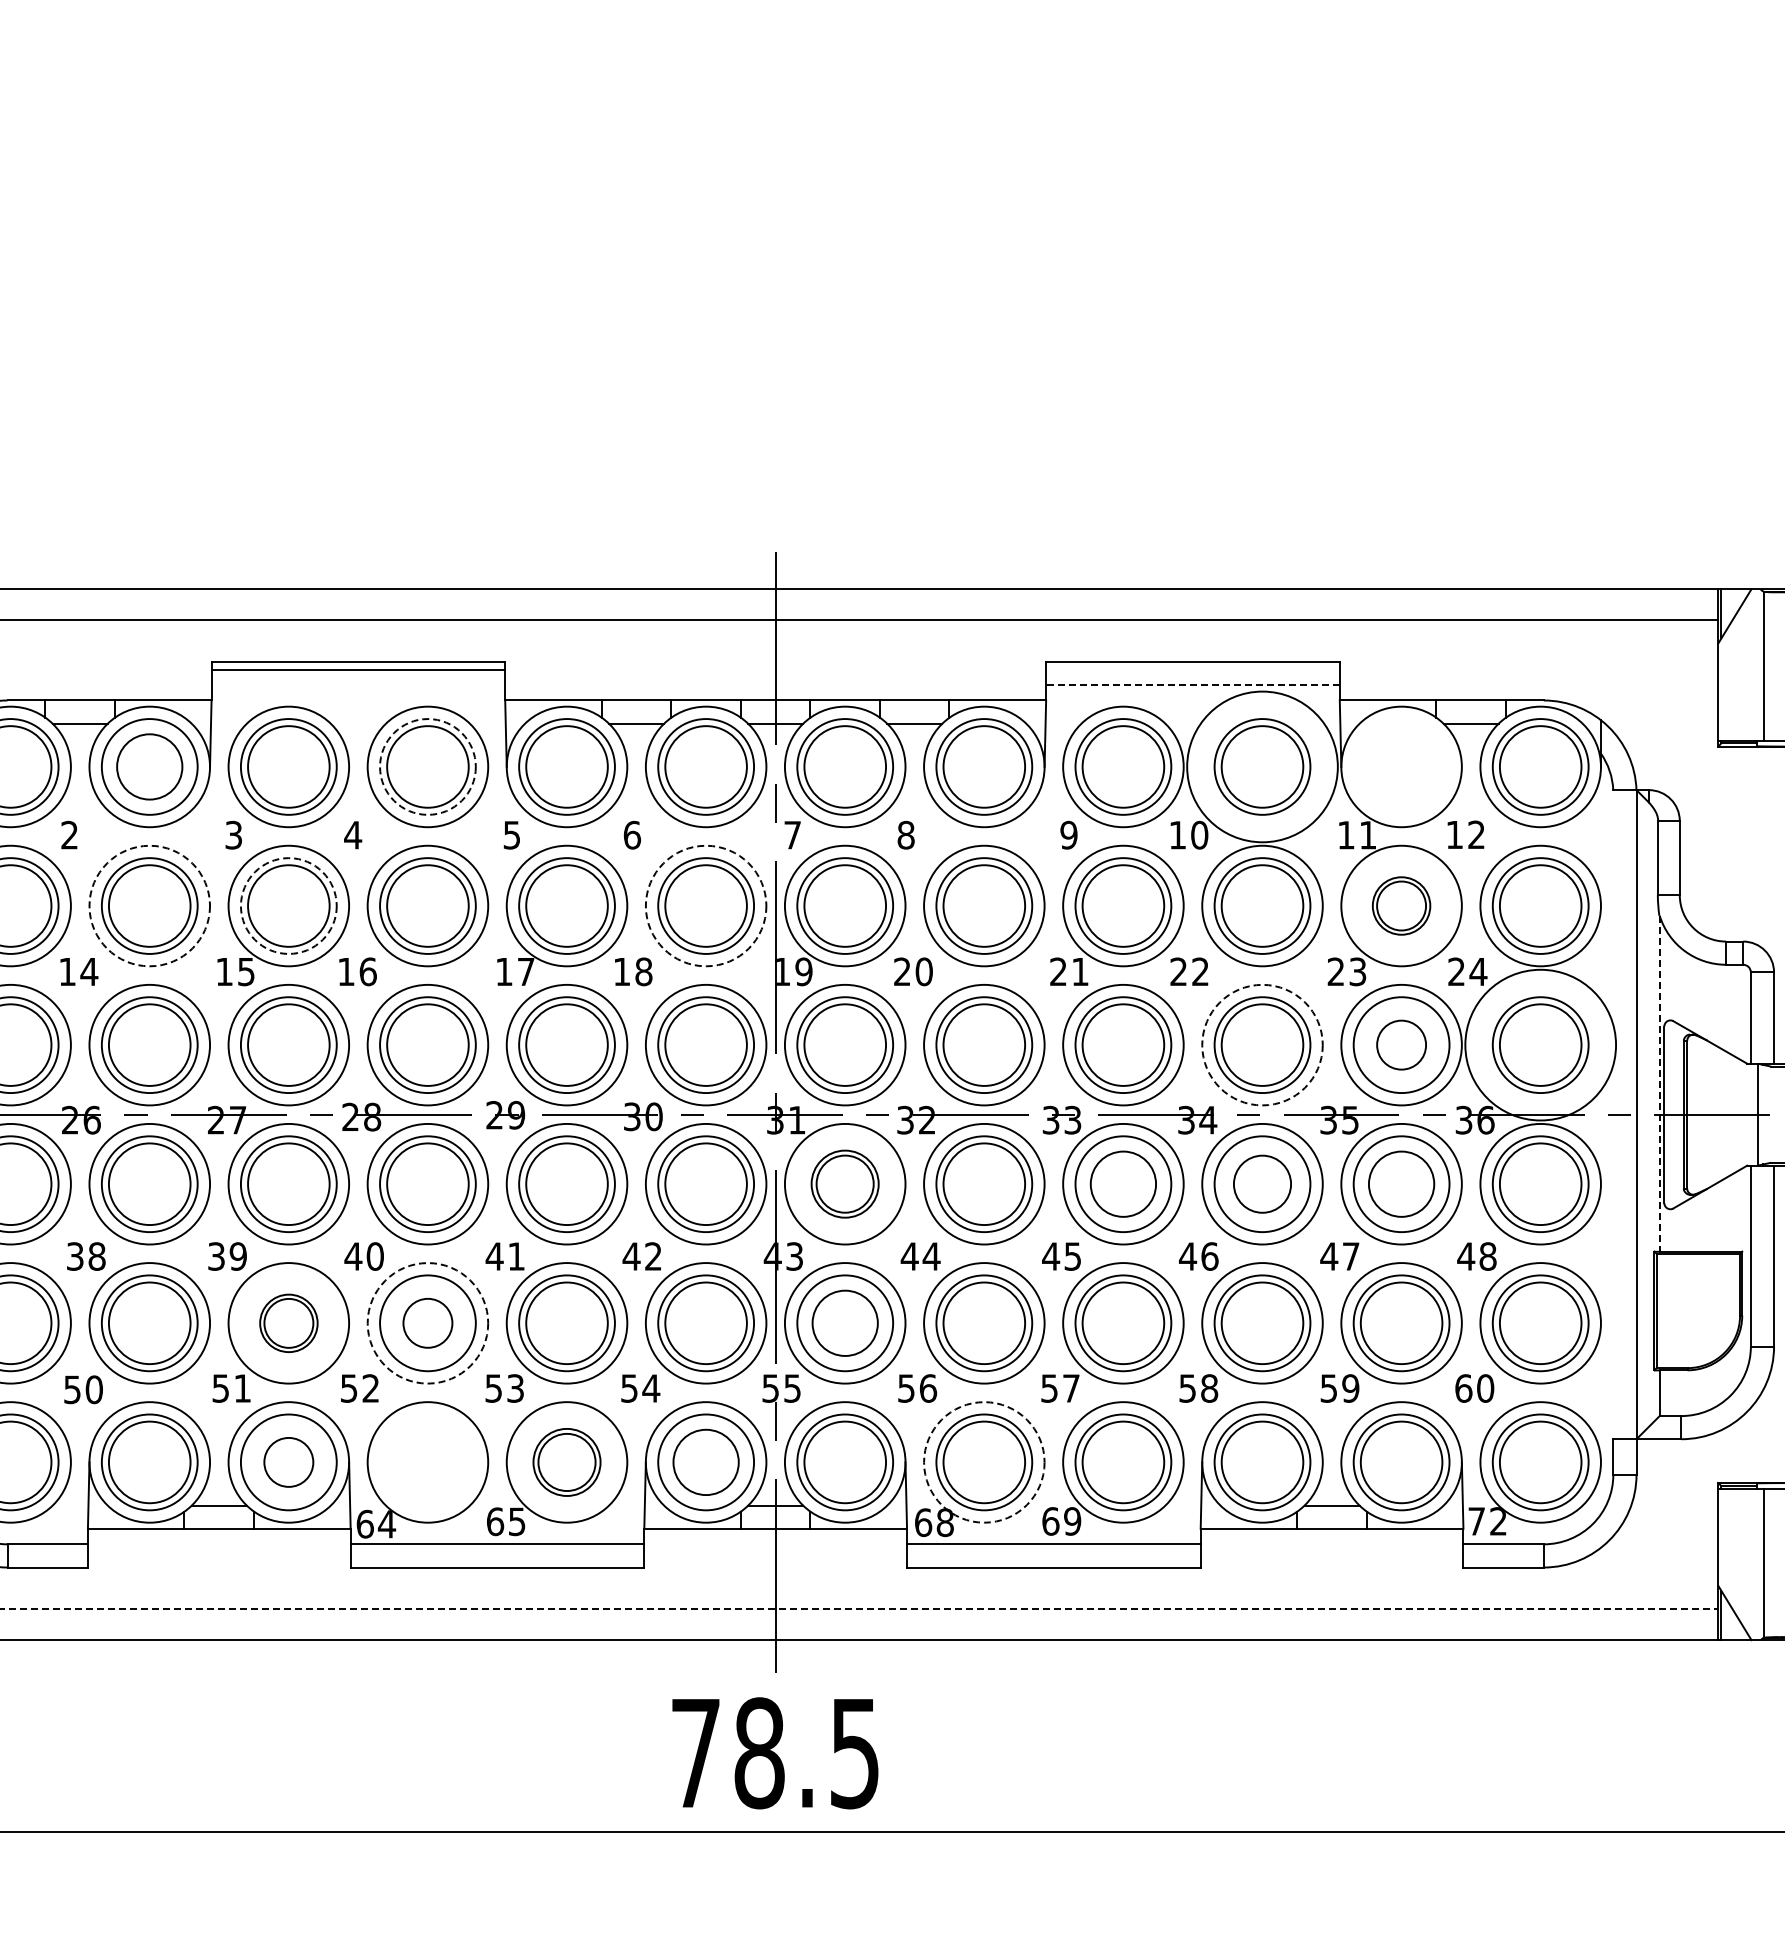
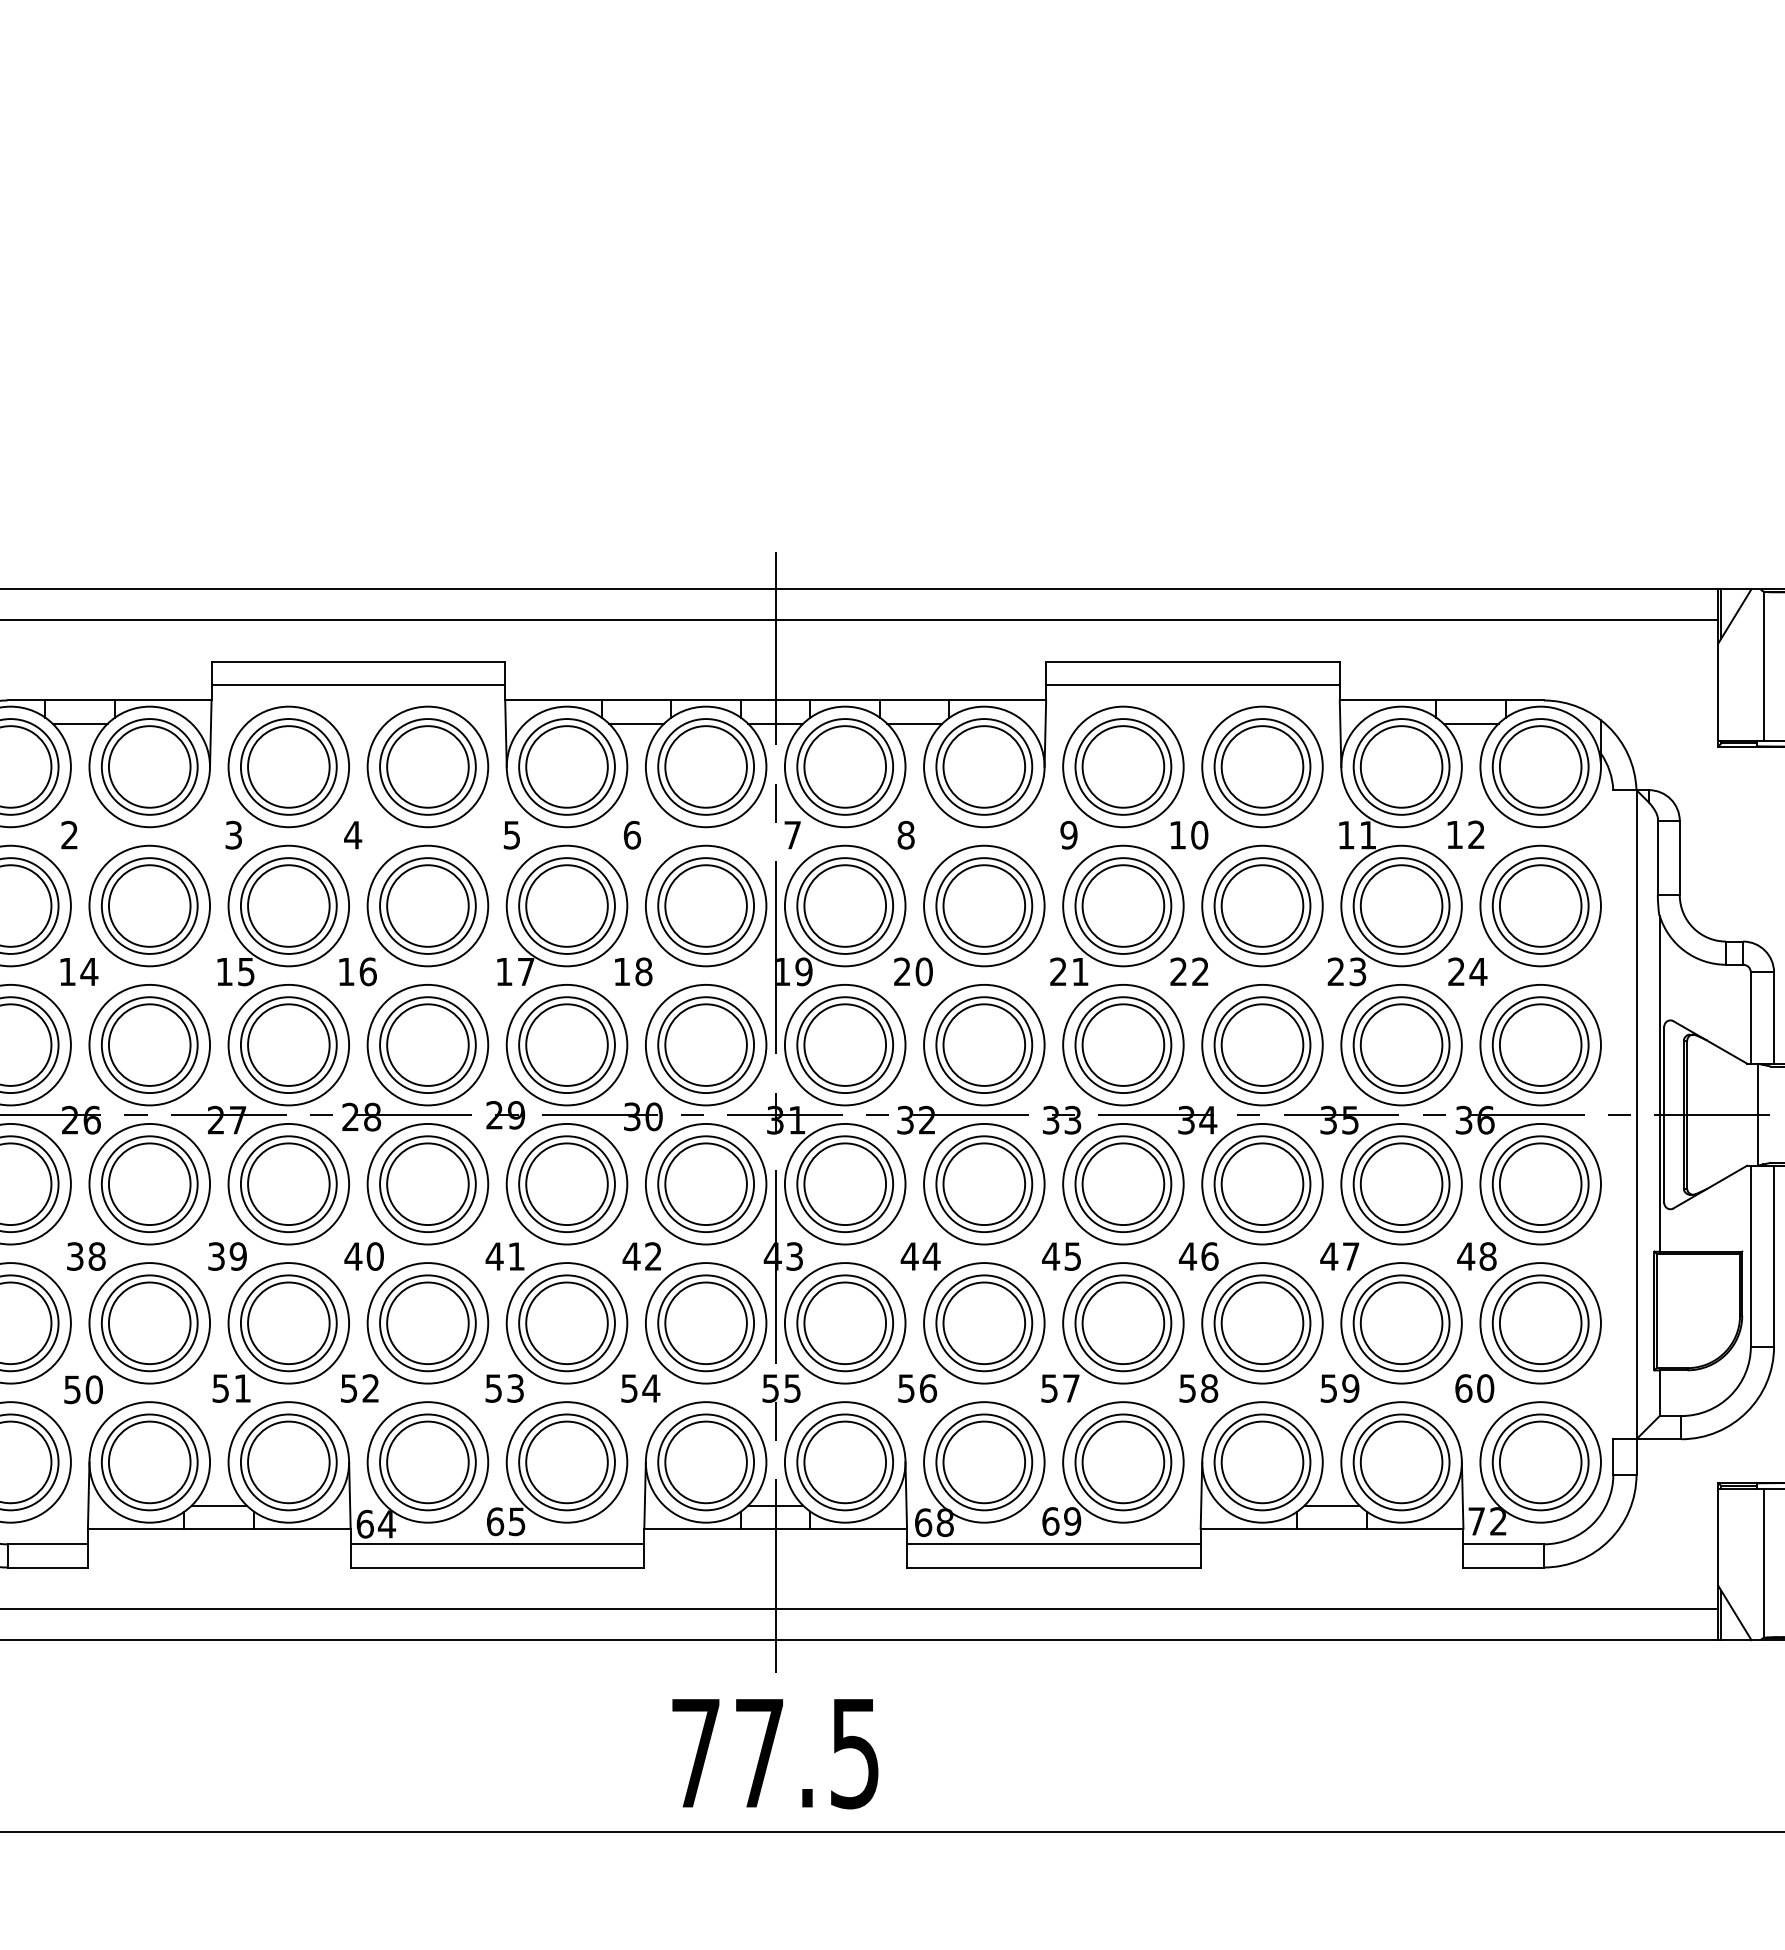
line position: (358, 670) -> (358, 685) (358, 685)
line: dashed -> solid (1192, 685)
circle diameter: 65 px -> 82 px (149, 766)
circle: dashed -> solid (427, 766)
circle diameter: 151 px -> 121 px (1262, 766)
part: none -> present (1401, 766)
circle: dashed -> solid (149, 905)
circle: dashed -> solid (288, 905)
circle: dashed -> solid (705, 905)
part size: 60x60 px -> 99x98 px (1401, 905)
circle: dashed -> solid (1262, 1044)
circle diameter: 49 px -> 82 px (1401, 1044)
circle diameter: 151 px -> 121 px (1540, 1044)
line: dashed -> solid (1659, 1083)
part size: 70x70 px -> 98x98 px (844, 1183)
circle diameter: 65 px -> 82 px (1123, 1184)
circle diameter: 57 px -> 82 px (1262, 1184)
circle diameter: 65 px -> 82 px (1401, 1184)
part size: 60x60 px -> 98x99 px (288, 1323)
circle diameter: 49 px -> 82 px (427, 1323)
circle diameter: 65 px -> 82 px (845, 1323)
circle: dashed -> solid (427, 1323)
circle diameter: 49 px -> 82 px (288, 1462)
part: none -> present (427, 1462)
part size: 70x69 px -> 98x99 px (566, 1462)
circle diameter: 65 px -> 82 px (705, 1462)
circle: dashed -> solid (984, 1462)
line: dashed -> solid (859, 1609)
text: 78.5 -> 77.5 (759, 1753)
